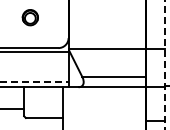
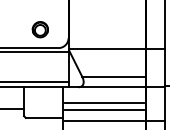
part position: (29, 17) -> (39, 29) (39, 29)
line: dashed -> solid (165, 64)
line: dashed -> solid (35, 82)
line: none -> present (104, 103)
line: none -> present (104, 110)
line: none -> present (104, 120)
